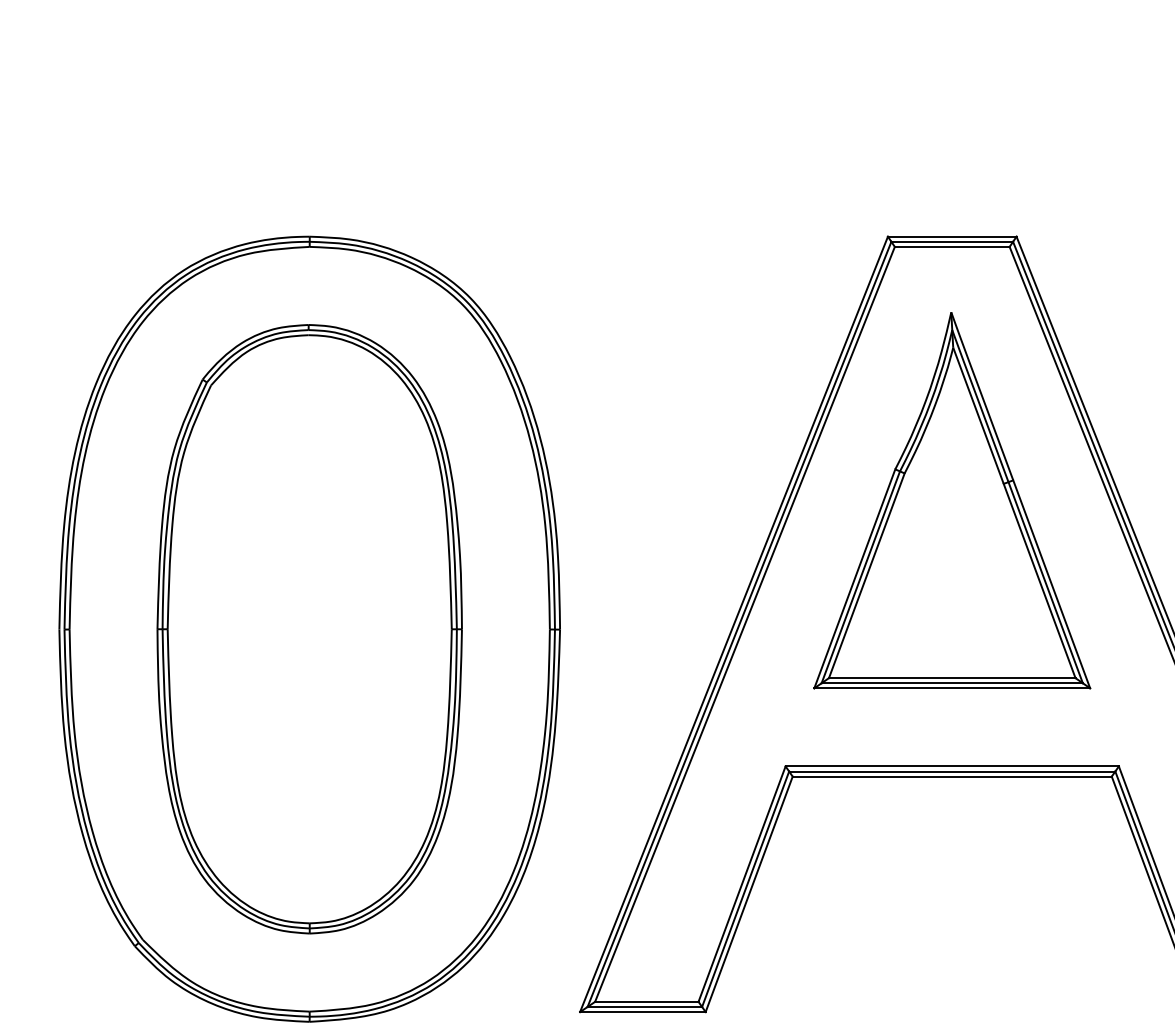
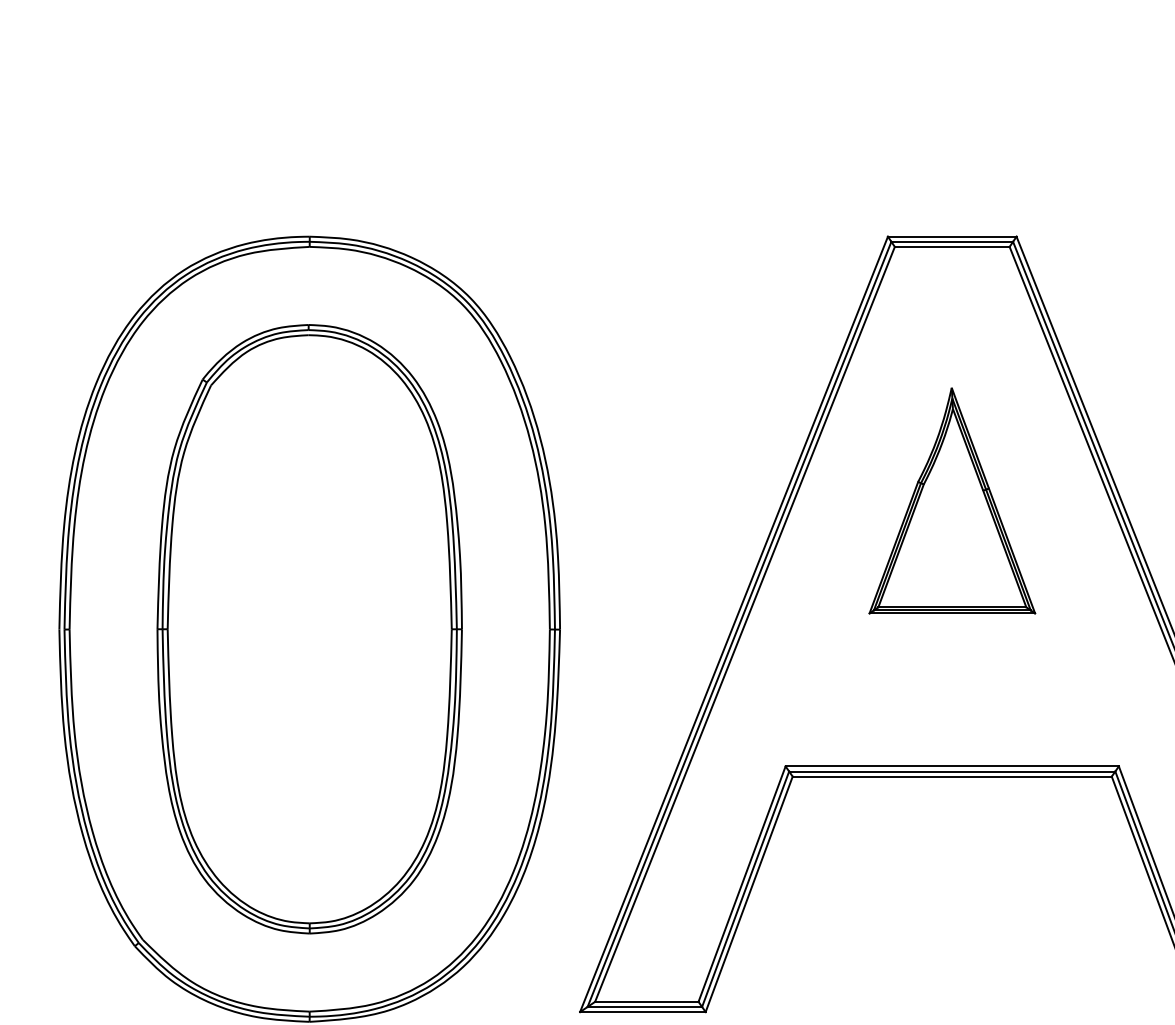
part size: 279x378 px -> 169x228 px (952, 500)
